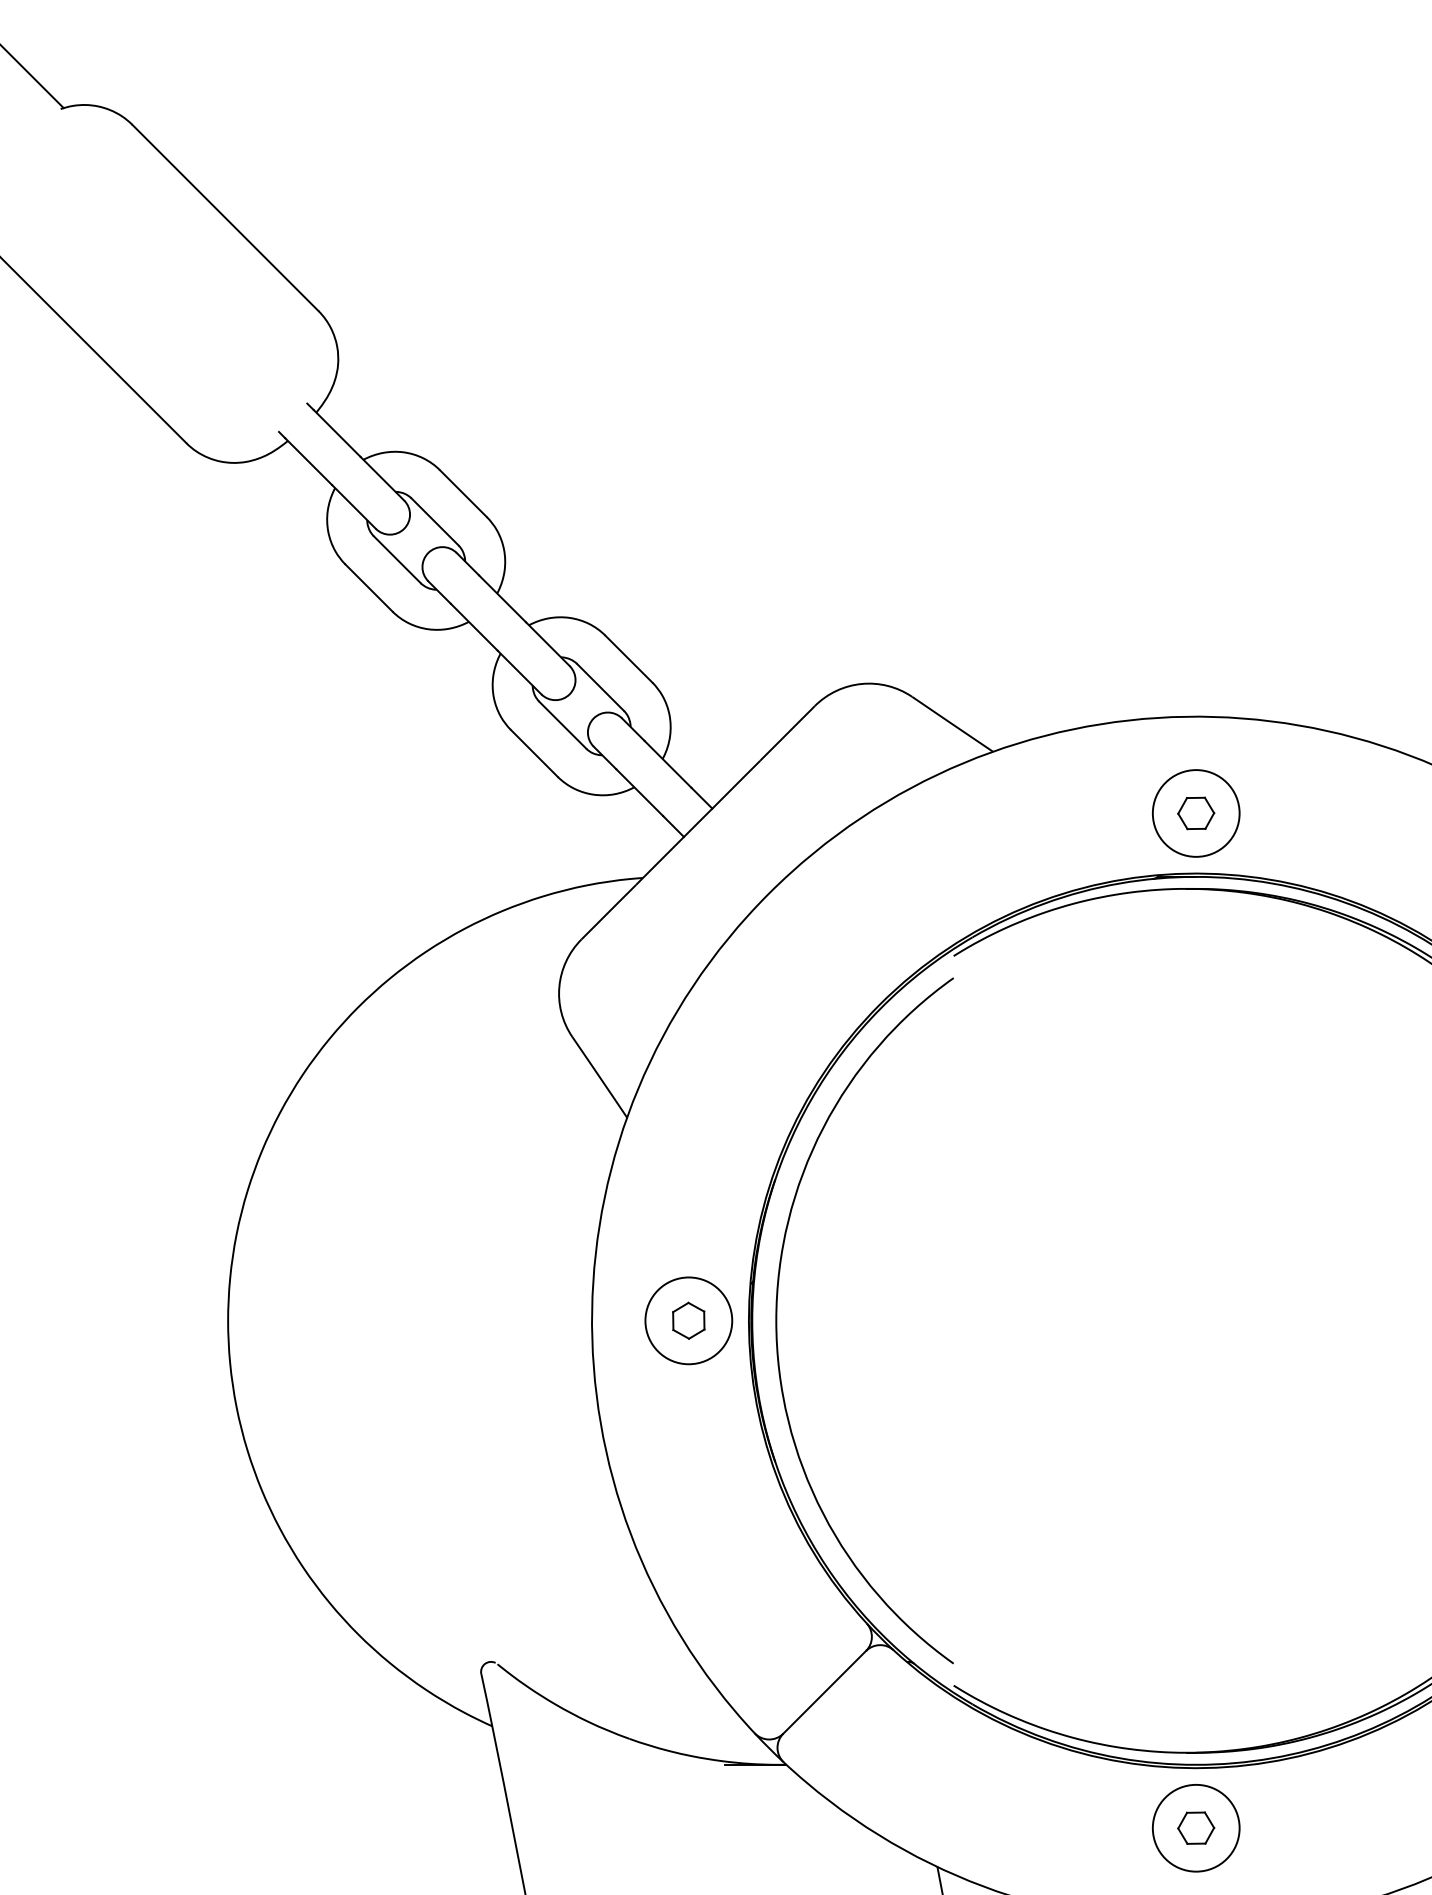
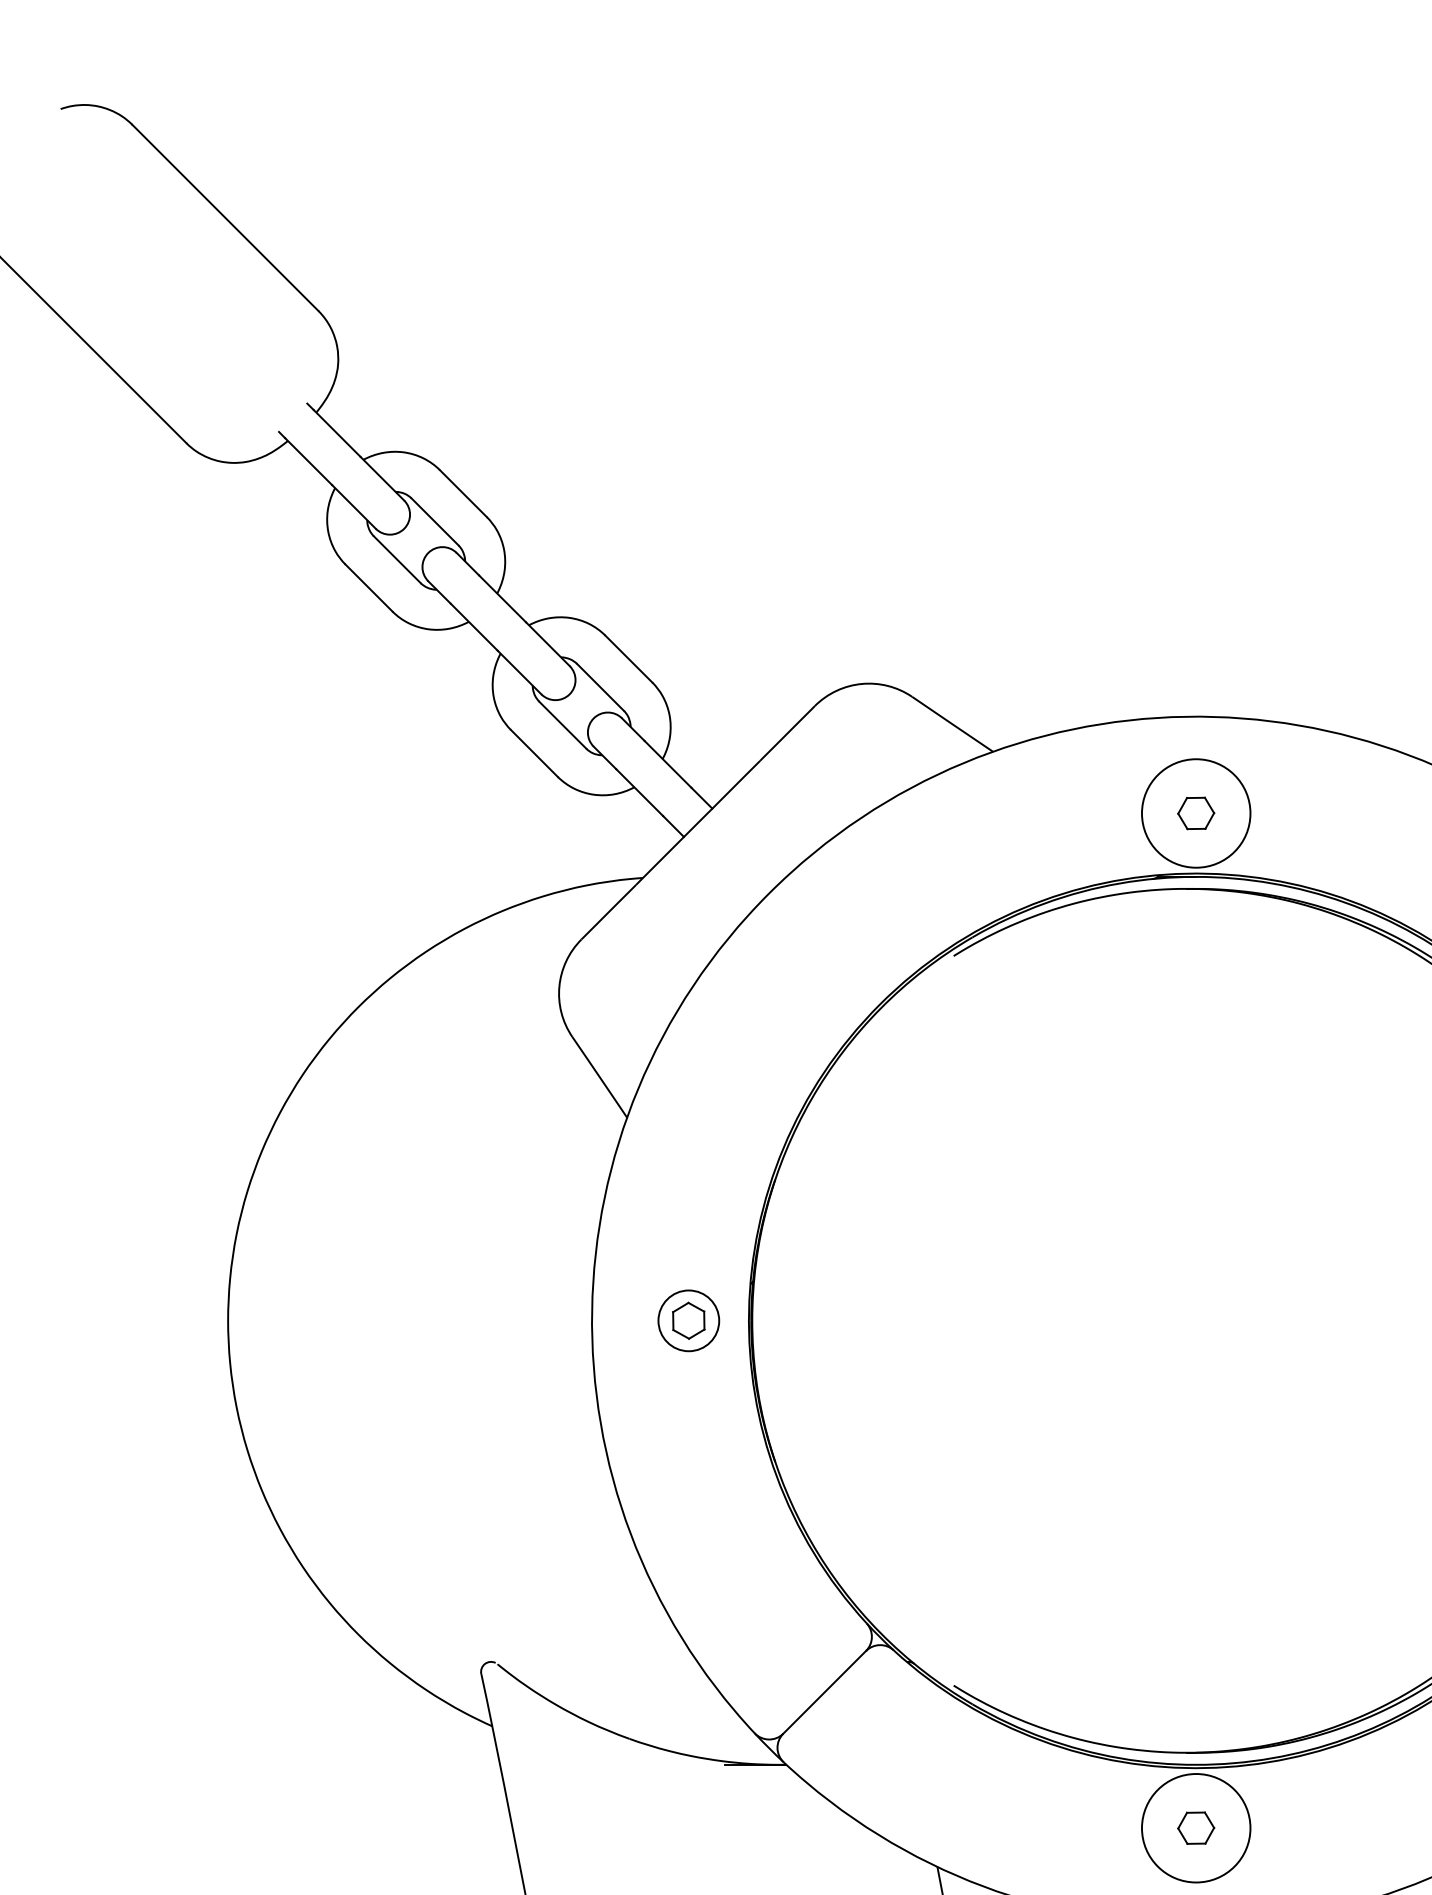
line: present -> none (32, 77)
circle diameter: 87 px -> 108 px (1195, 813)
circle diameter: 87 px -> 61 px (688, 1320)
arc: present -> none (777, 1320)
circle diameter: 87 px -> 108 px (1195, 1828)
